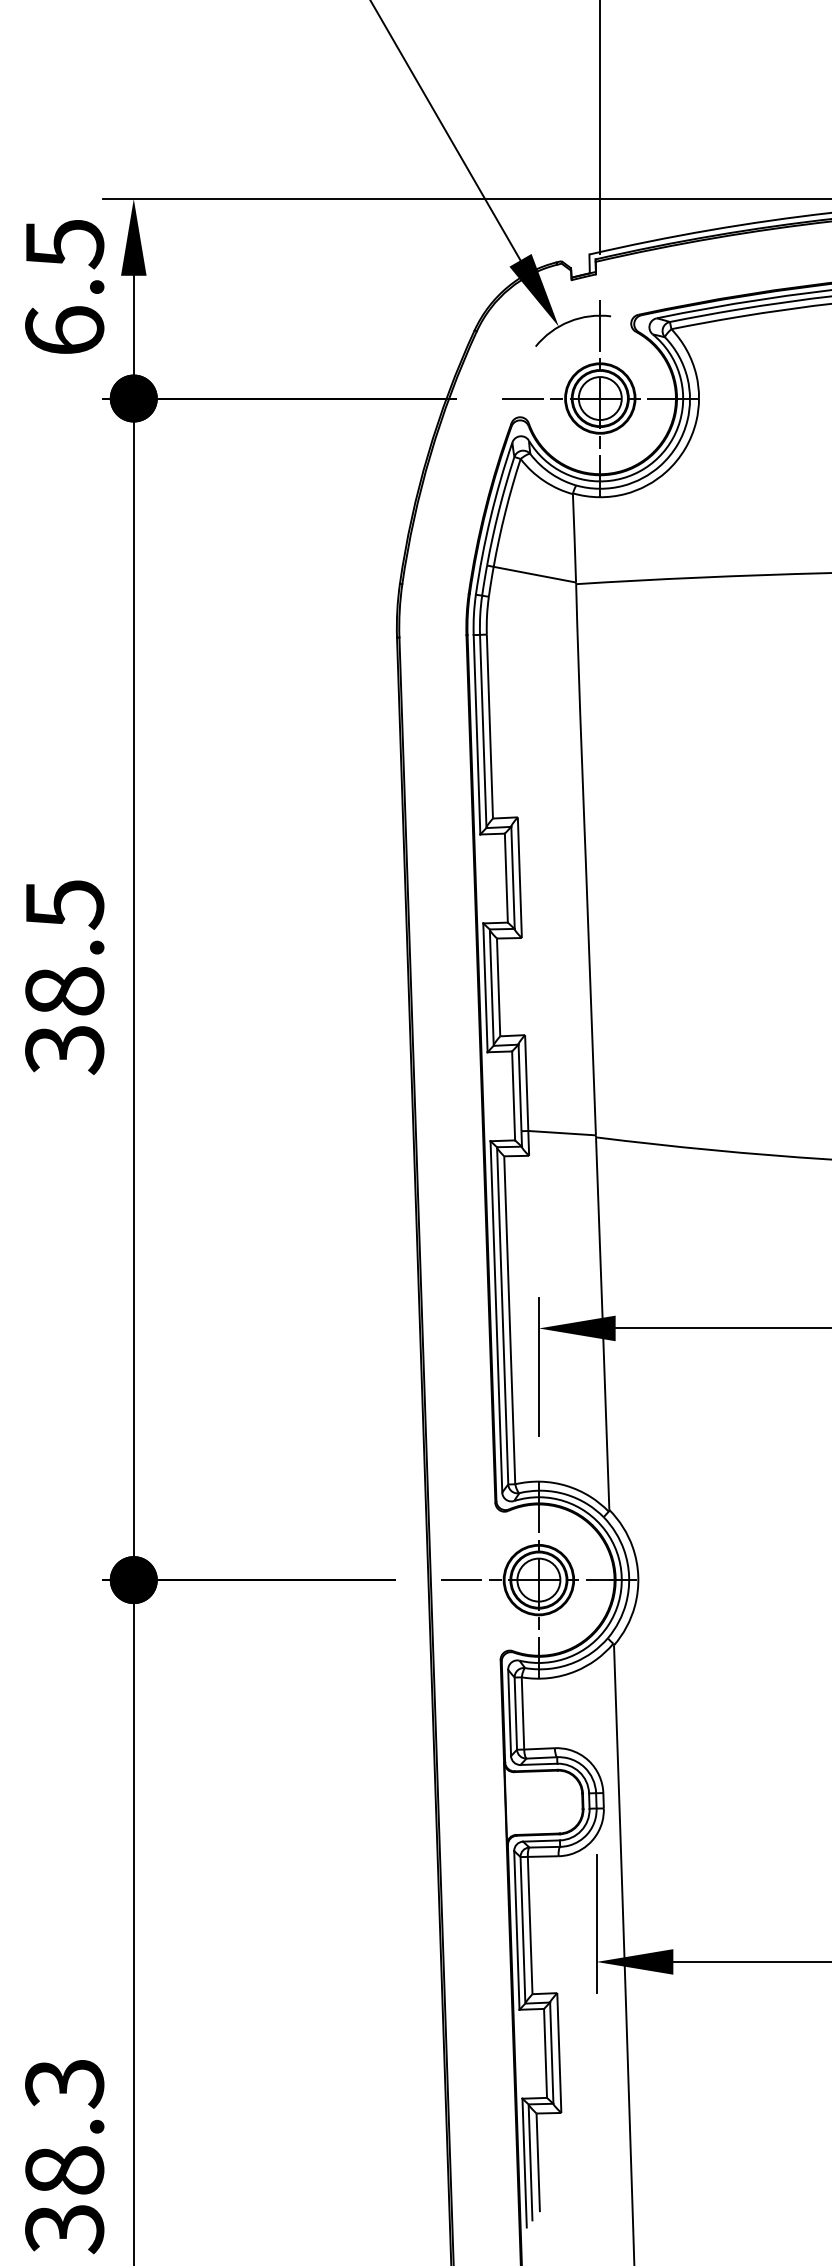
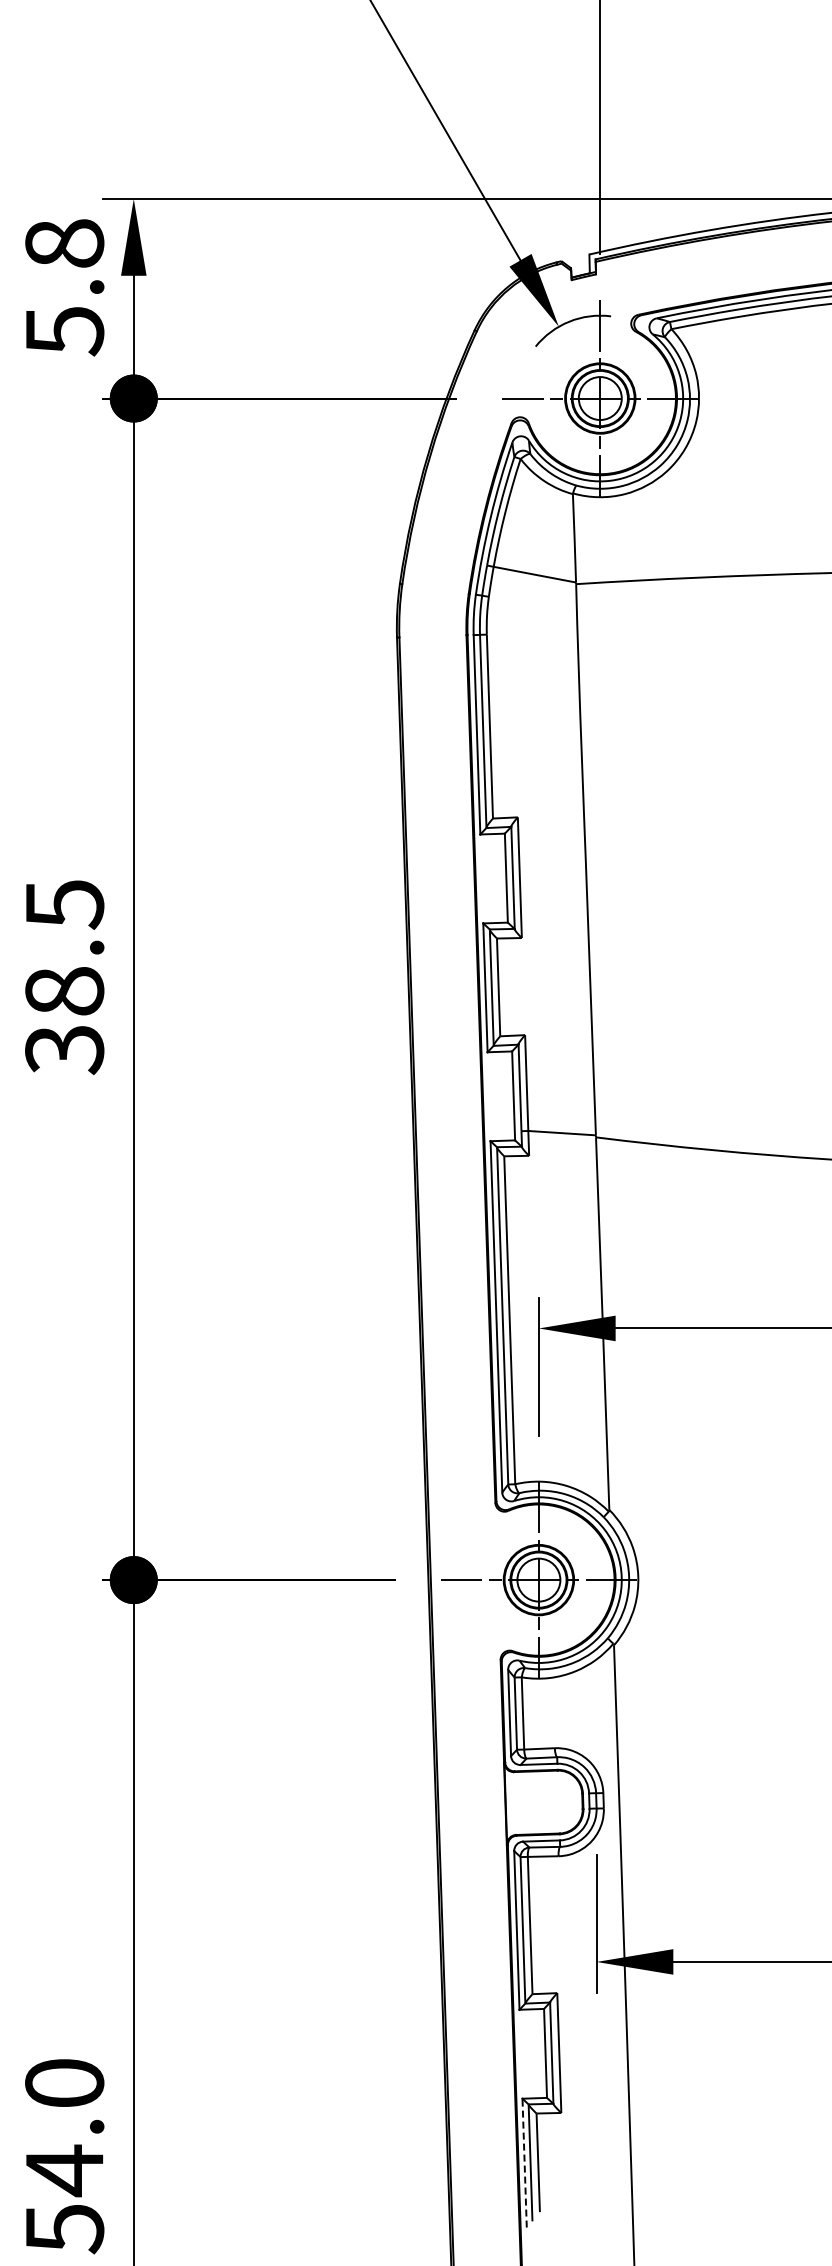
text: 6.5 -> 5.8 (64, 287)
text: 38.3 -> 54.0 (64, 2156)
line: solid -> dashed (524, 2162)
